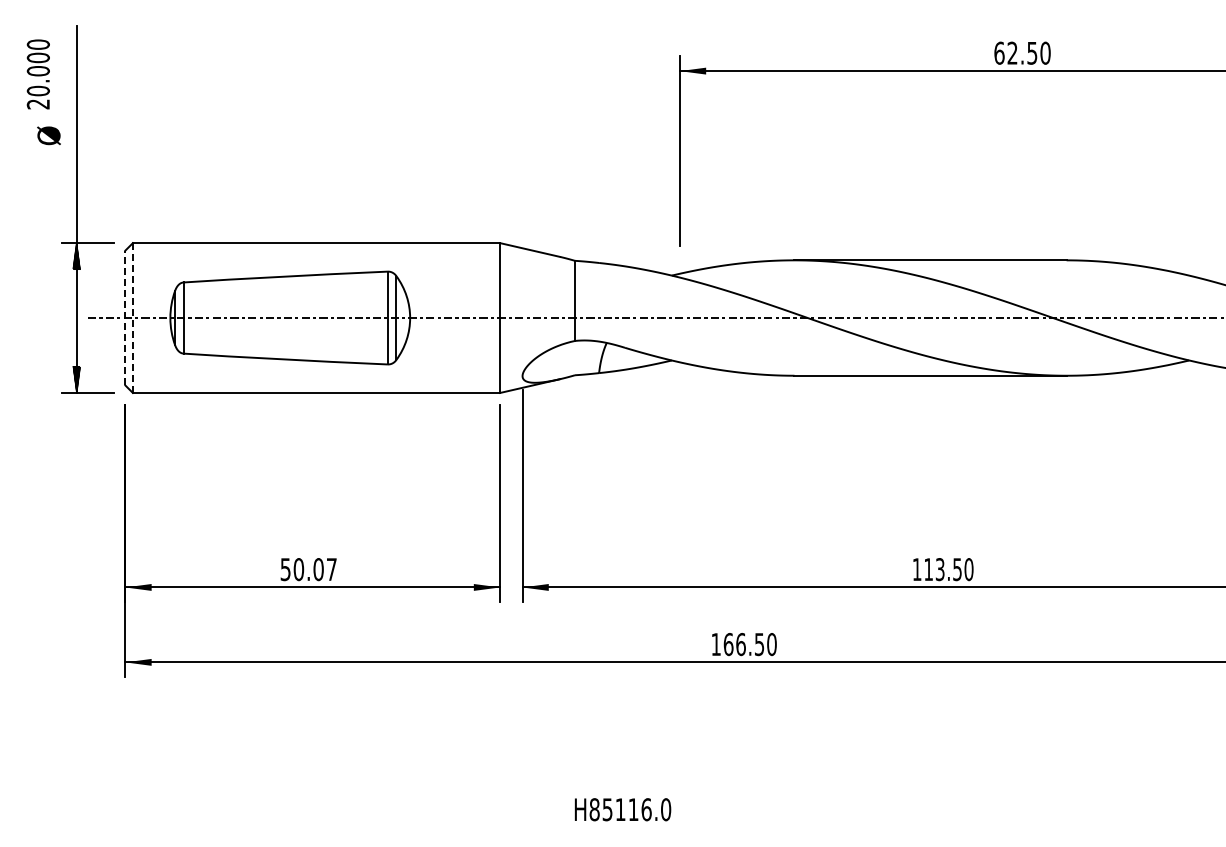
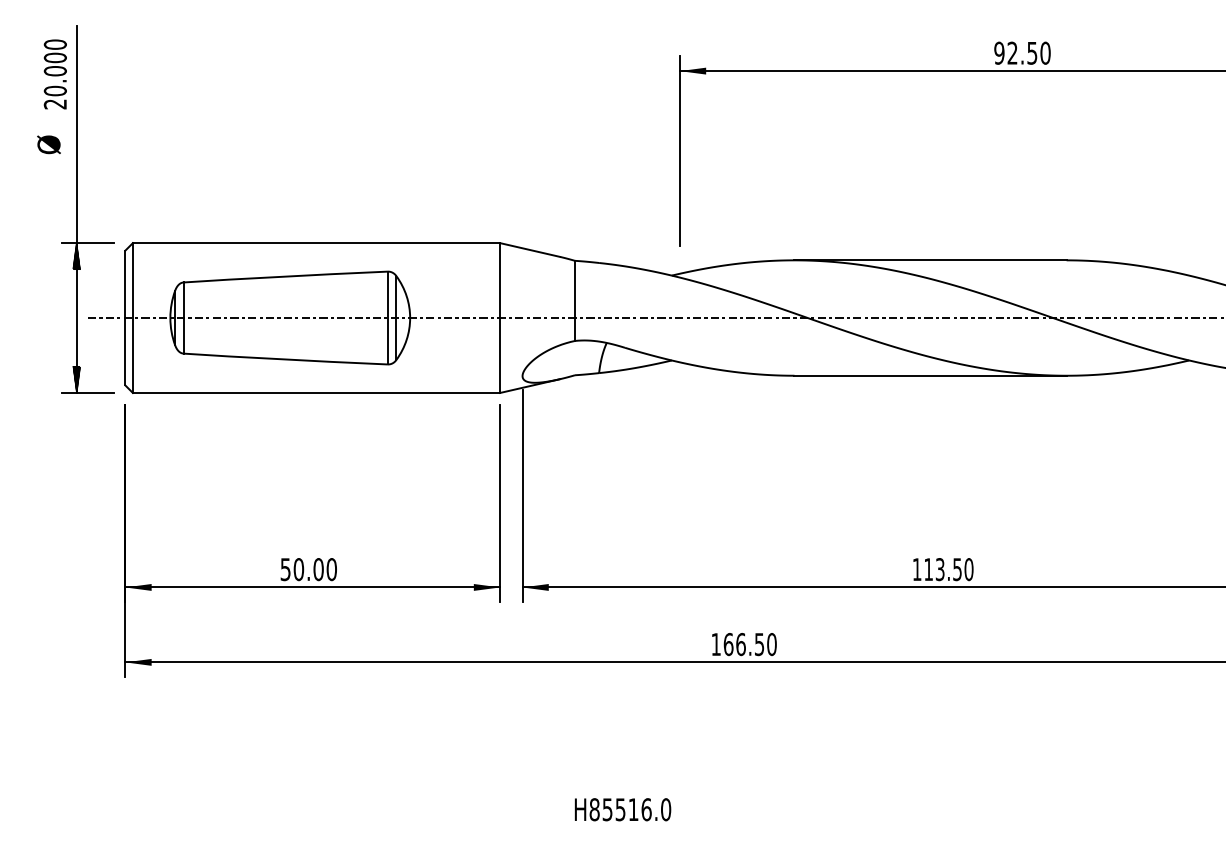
text: 62.50 -> 92.50 (999, 52)
text position: (37, 74) -> (54, 74) (54, 74)
text position: (48, 135) -> (48, 144) (48, 144)
line: dashed -> solid (125, 317)
line: dashed -> solid (132, 318)
text: 50.07 -> 50.00 (331, 569)
text: H85116.0 -> H85516.0 (620, 809)
